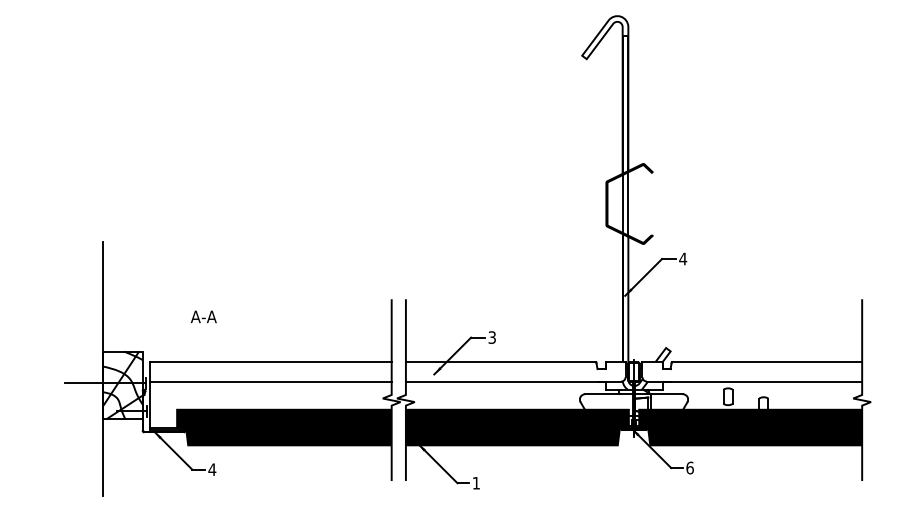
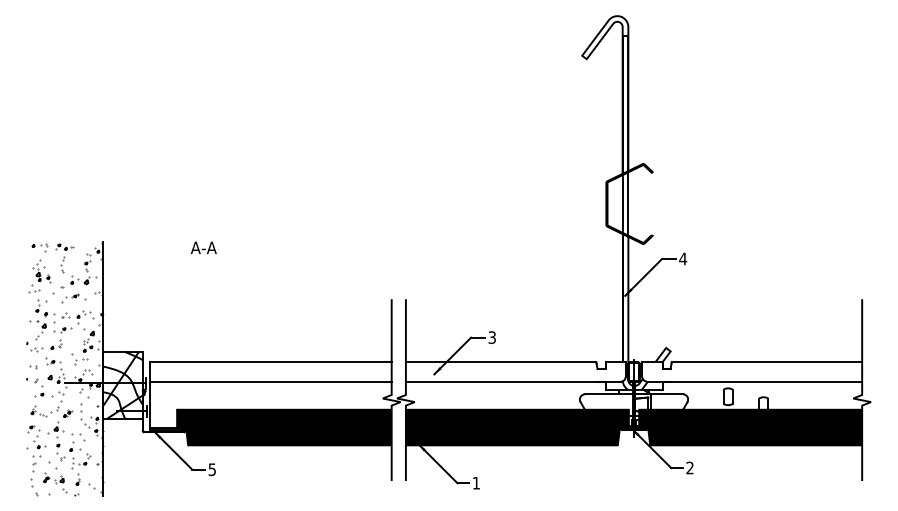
text position: (203, 316) -> (203, 247) (203, 247)
hatch: none -> present (64, 369)
text: 6 -> 2 (689, 467)
text: 4 -> 5 (212, 469)
